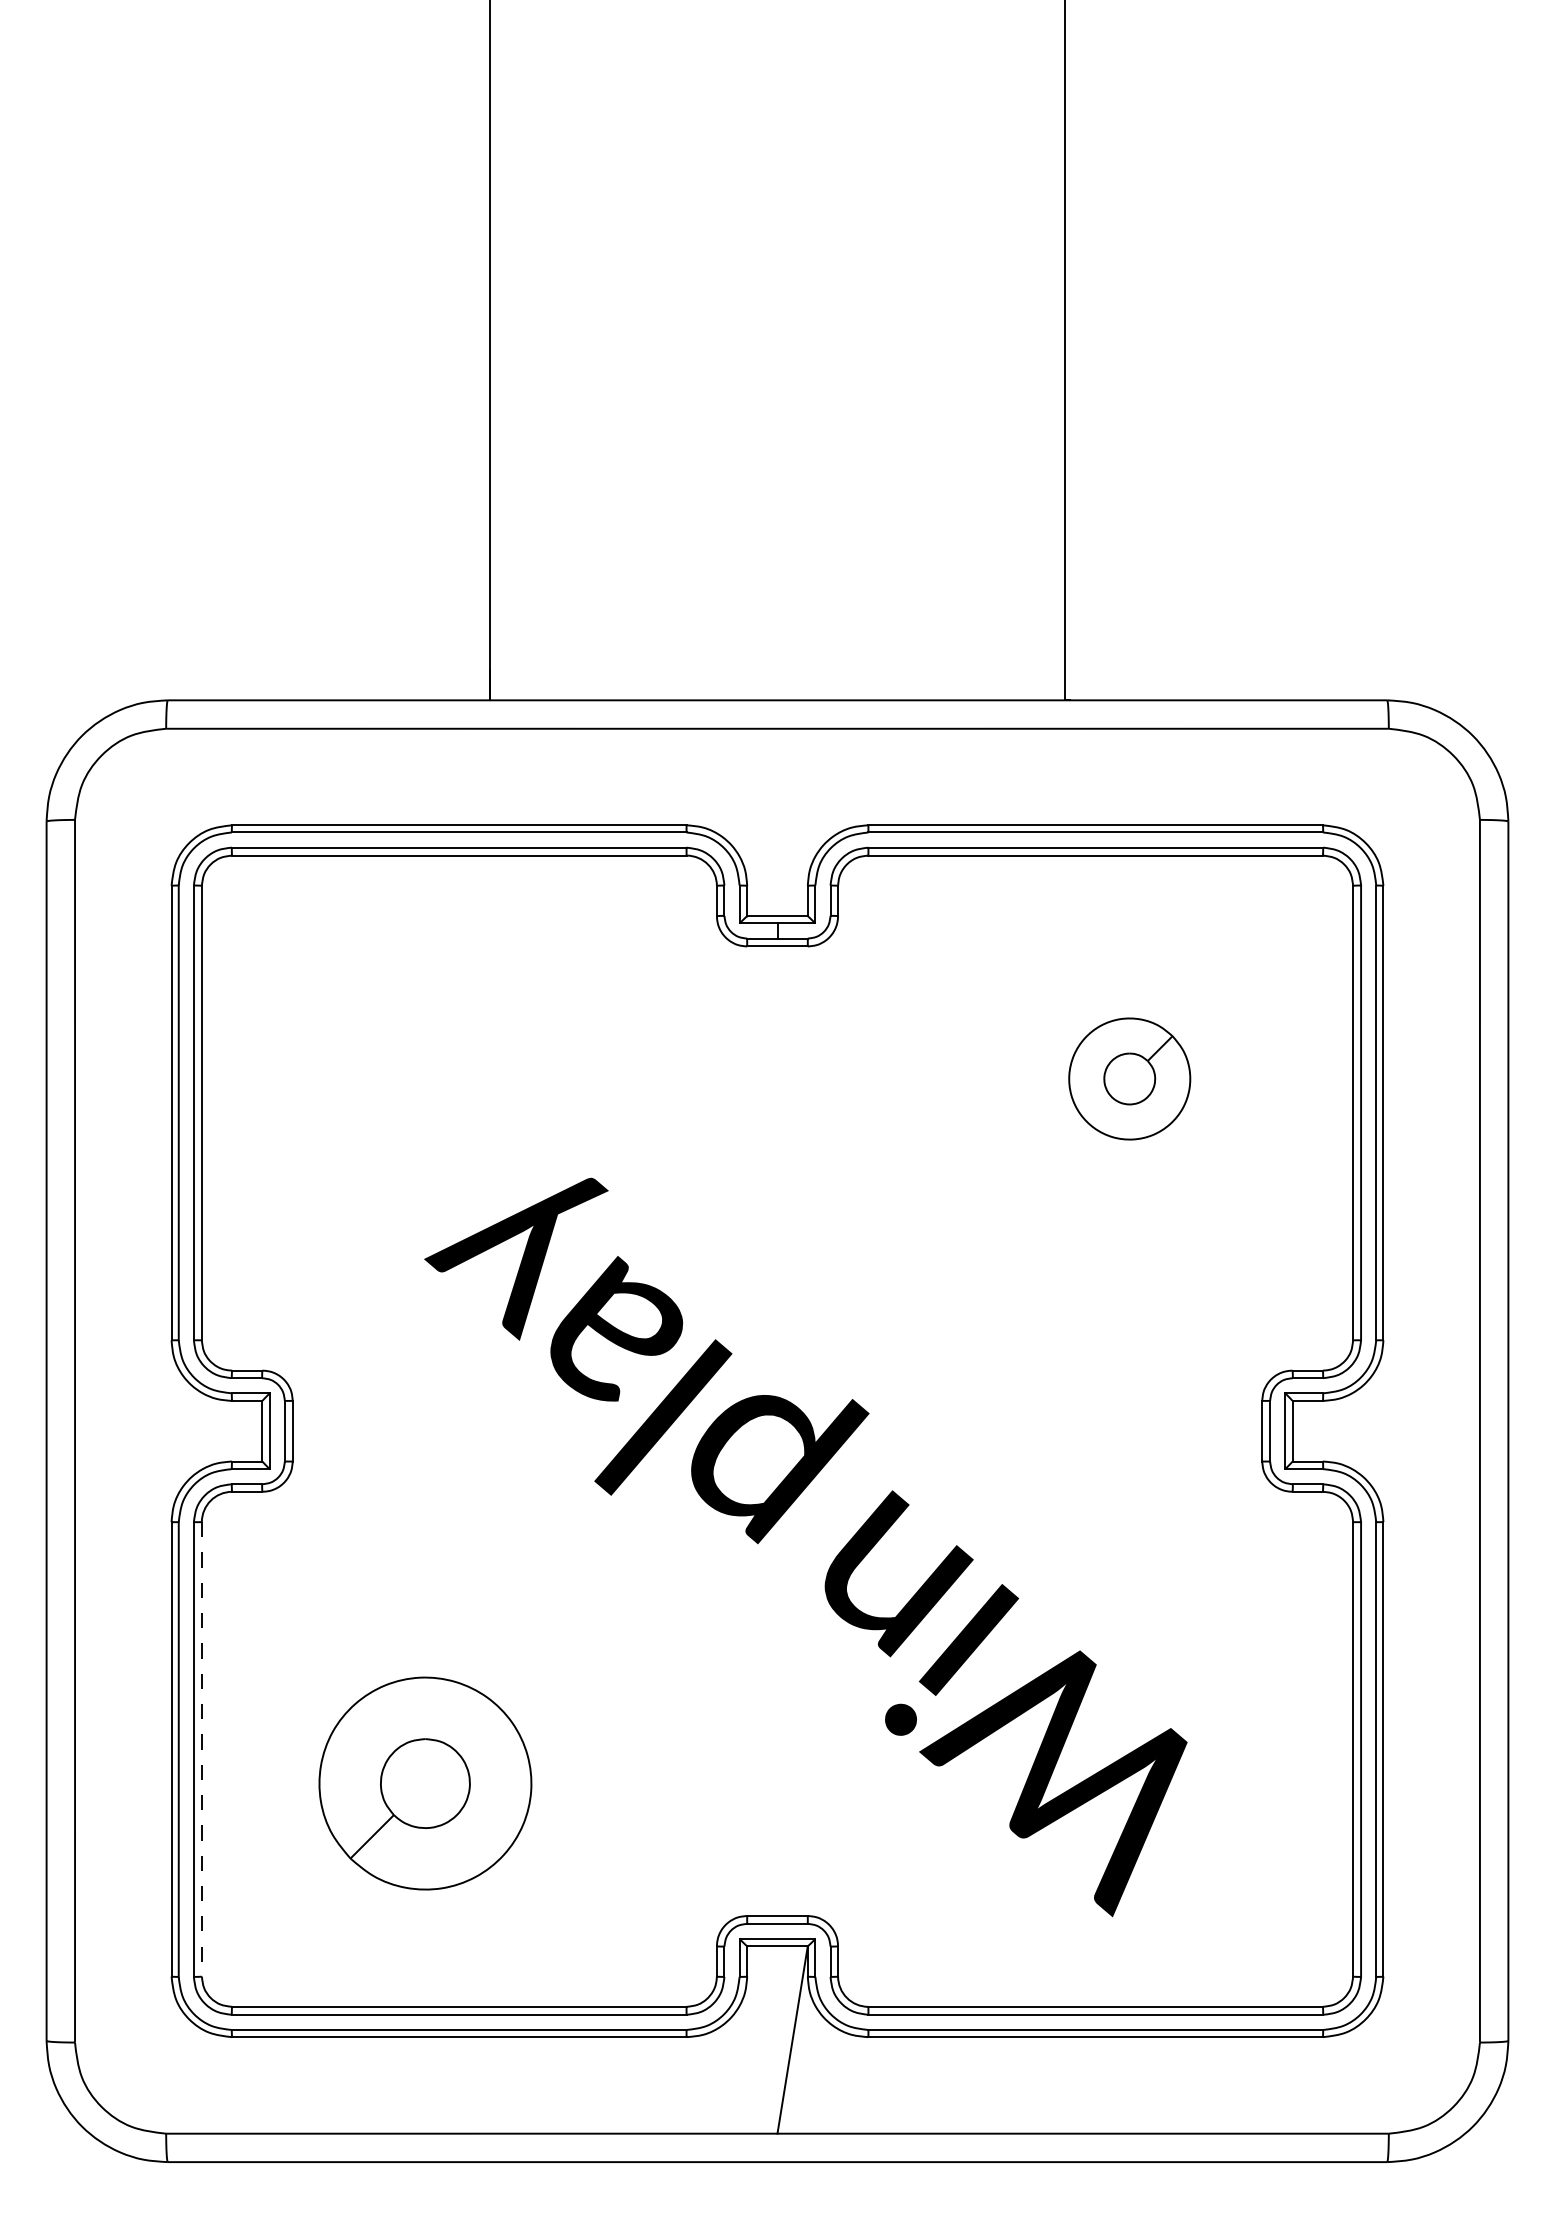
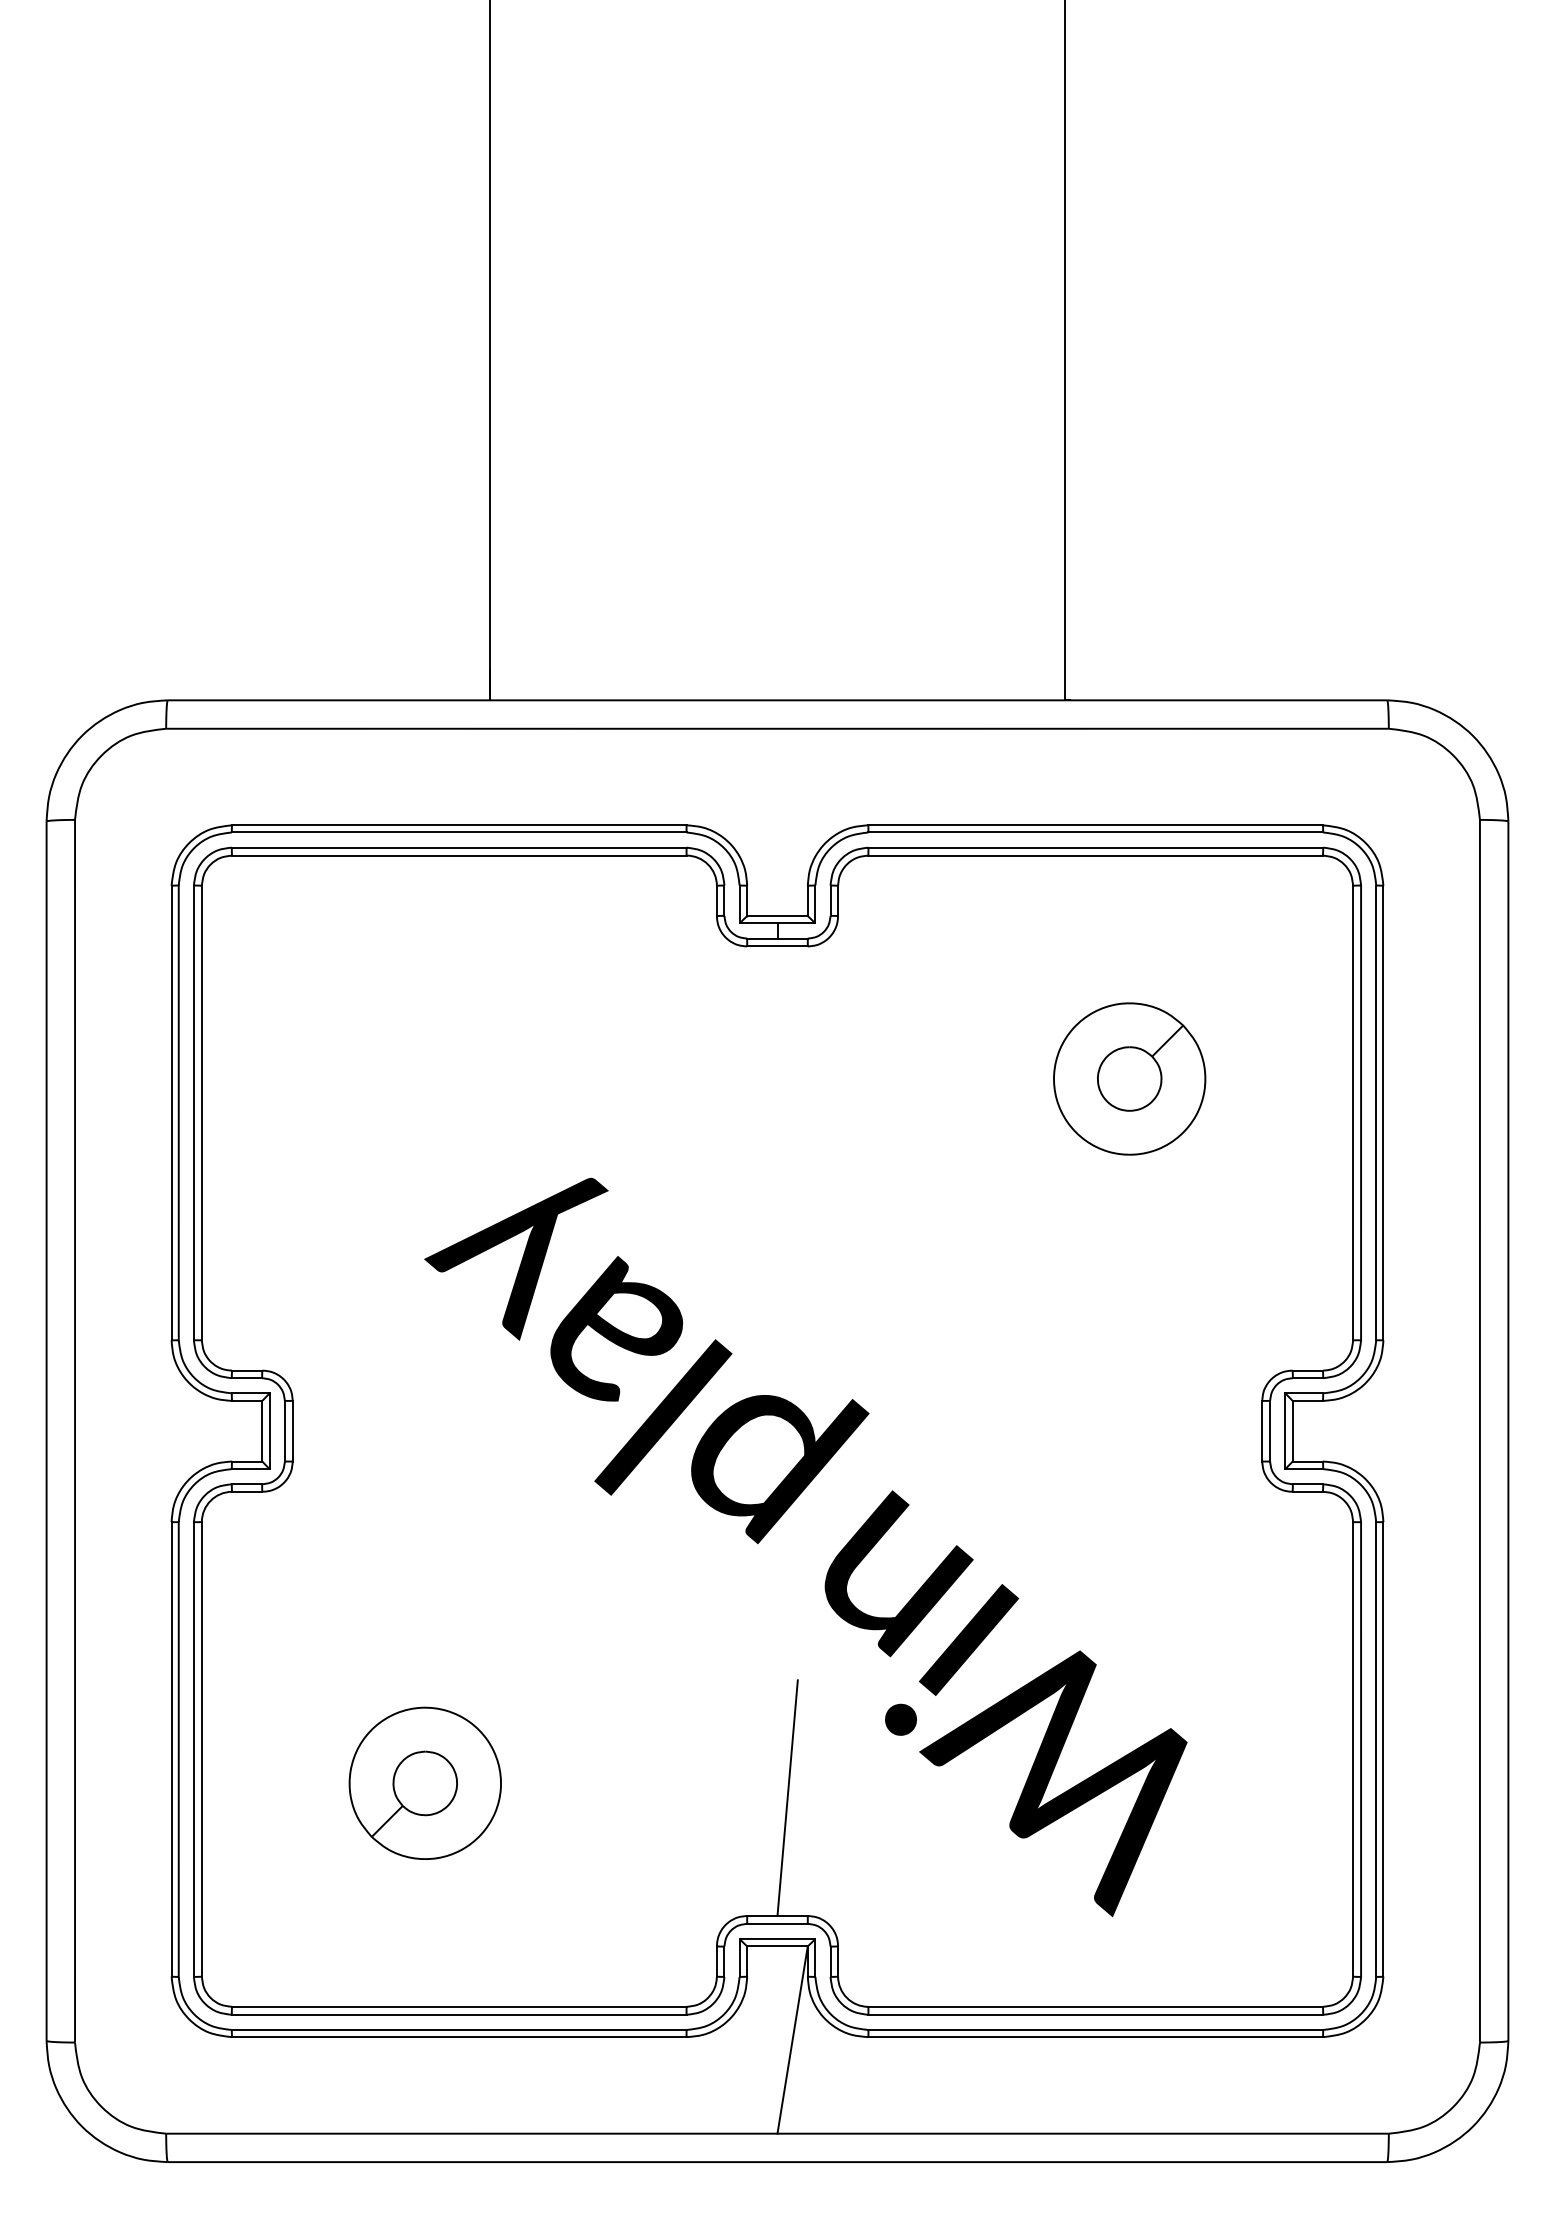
part size: 124x124 px -> 154x154 px (1129, 1078)
line: dashed -> solid (201, 1749)
part size: 215x215 px -> 154x154 px (424, 1782)
line: none -> present (787, 1797)
